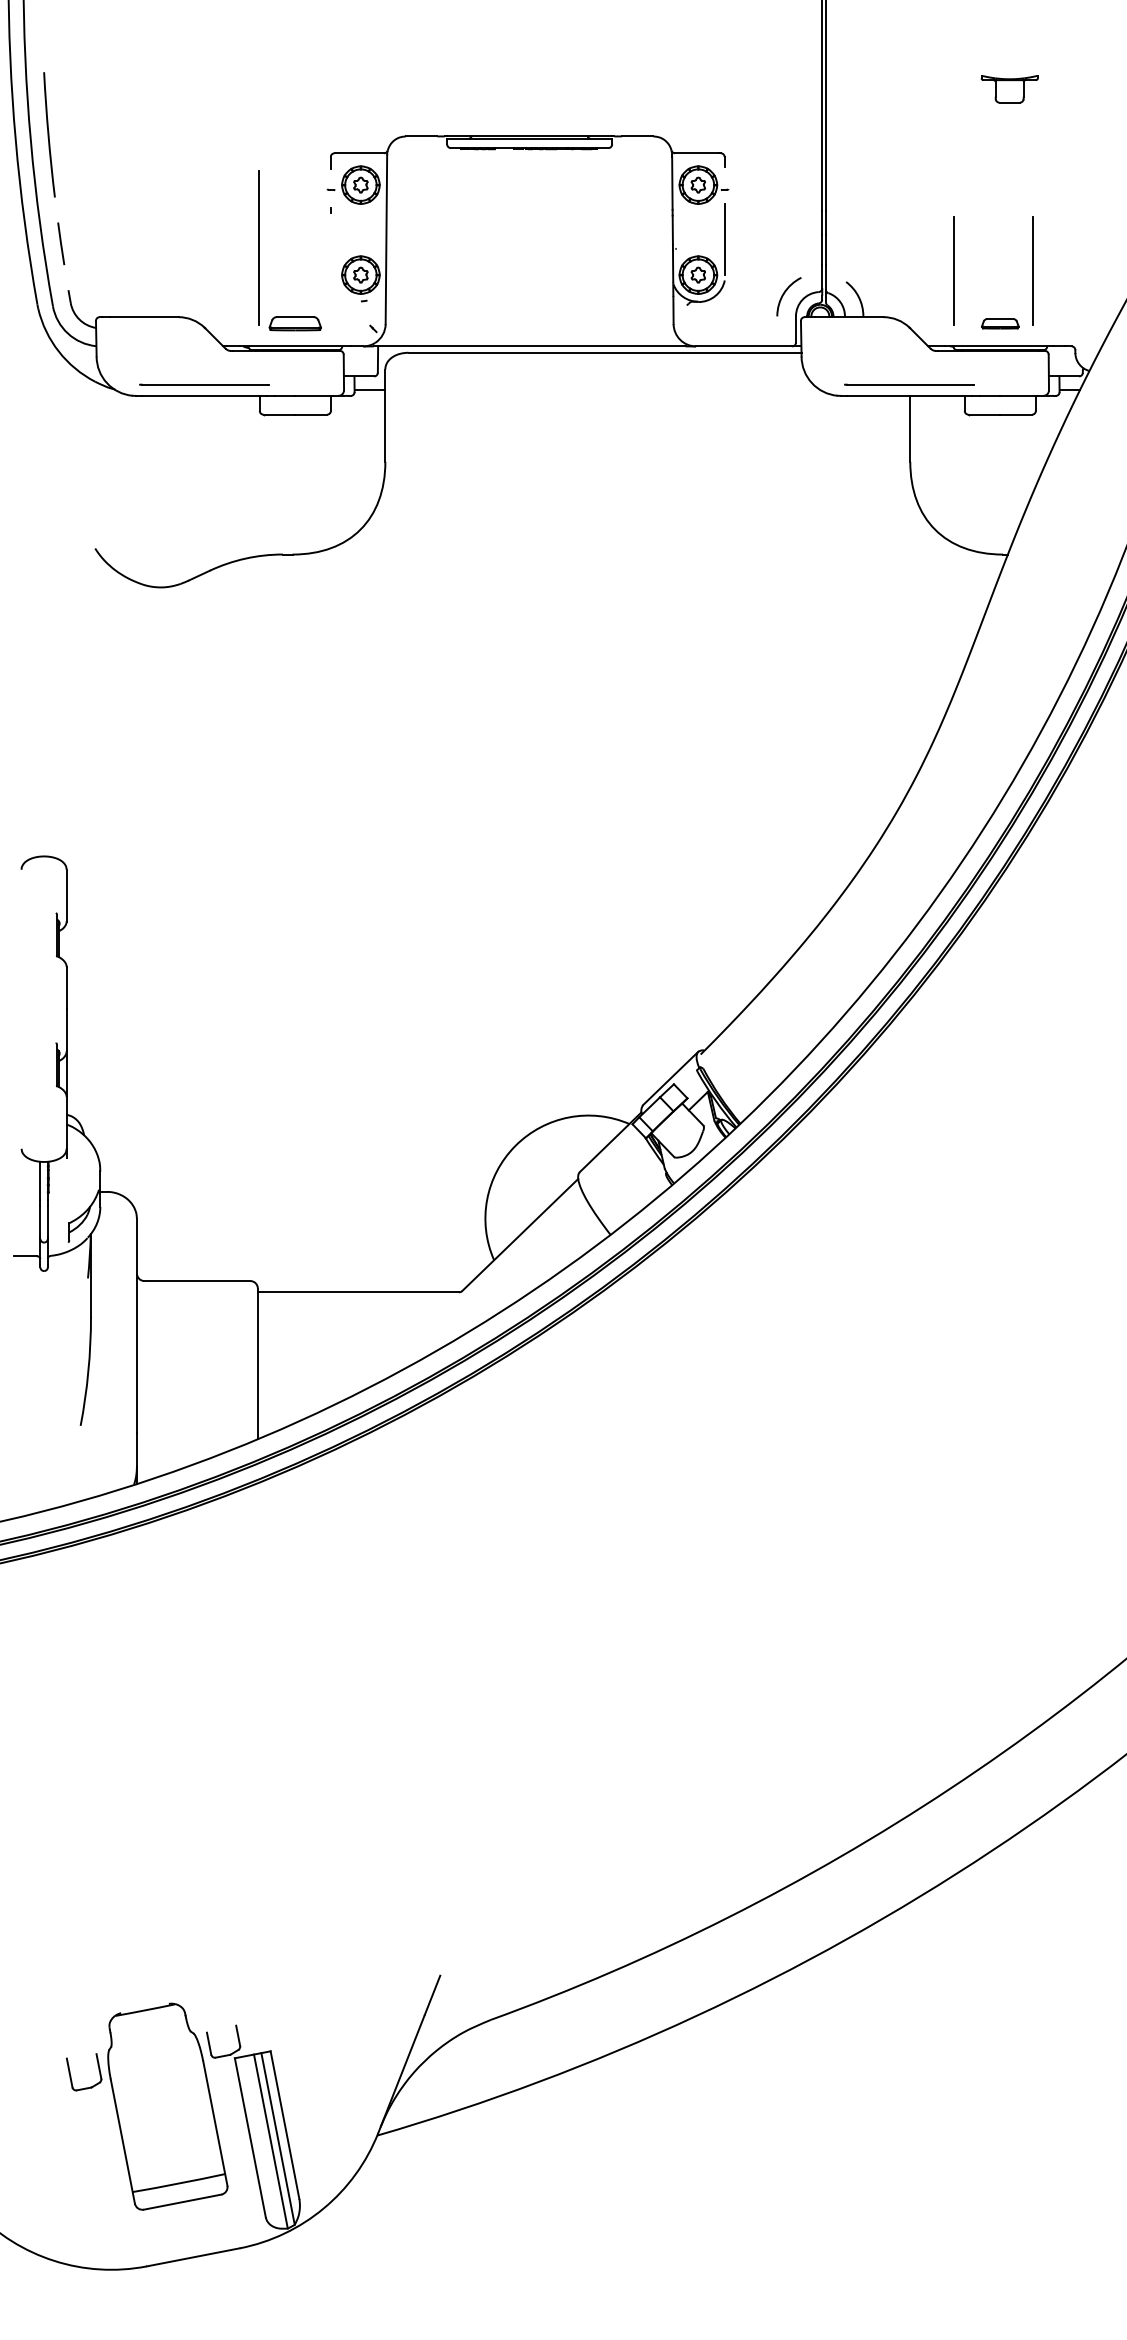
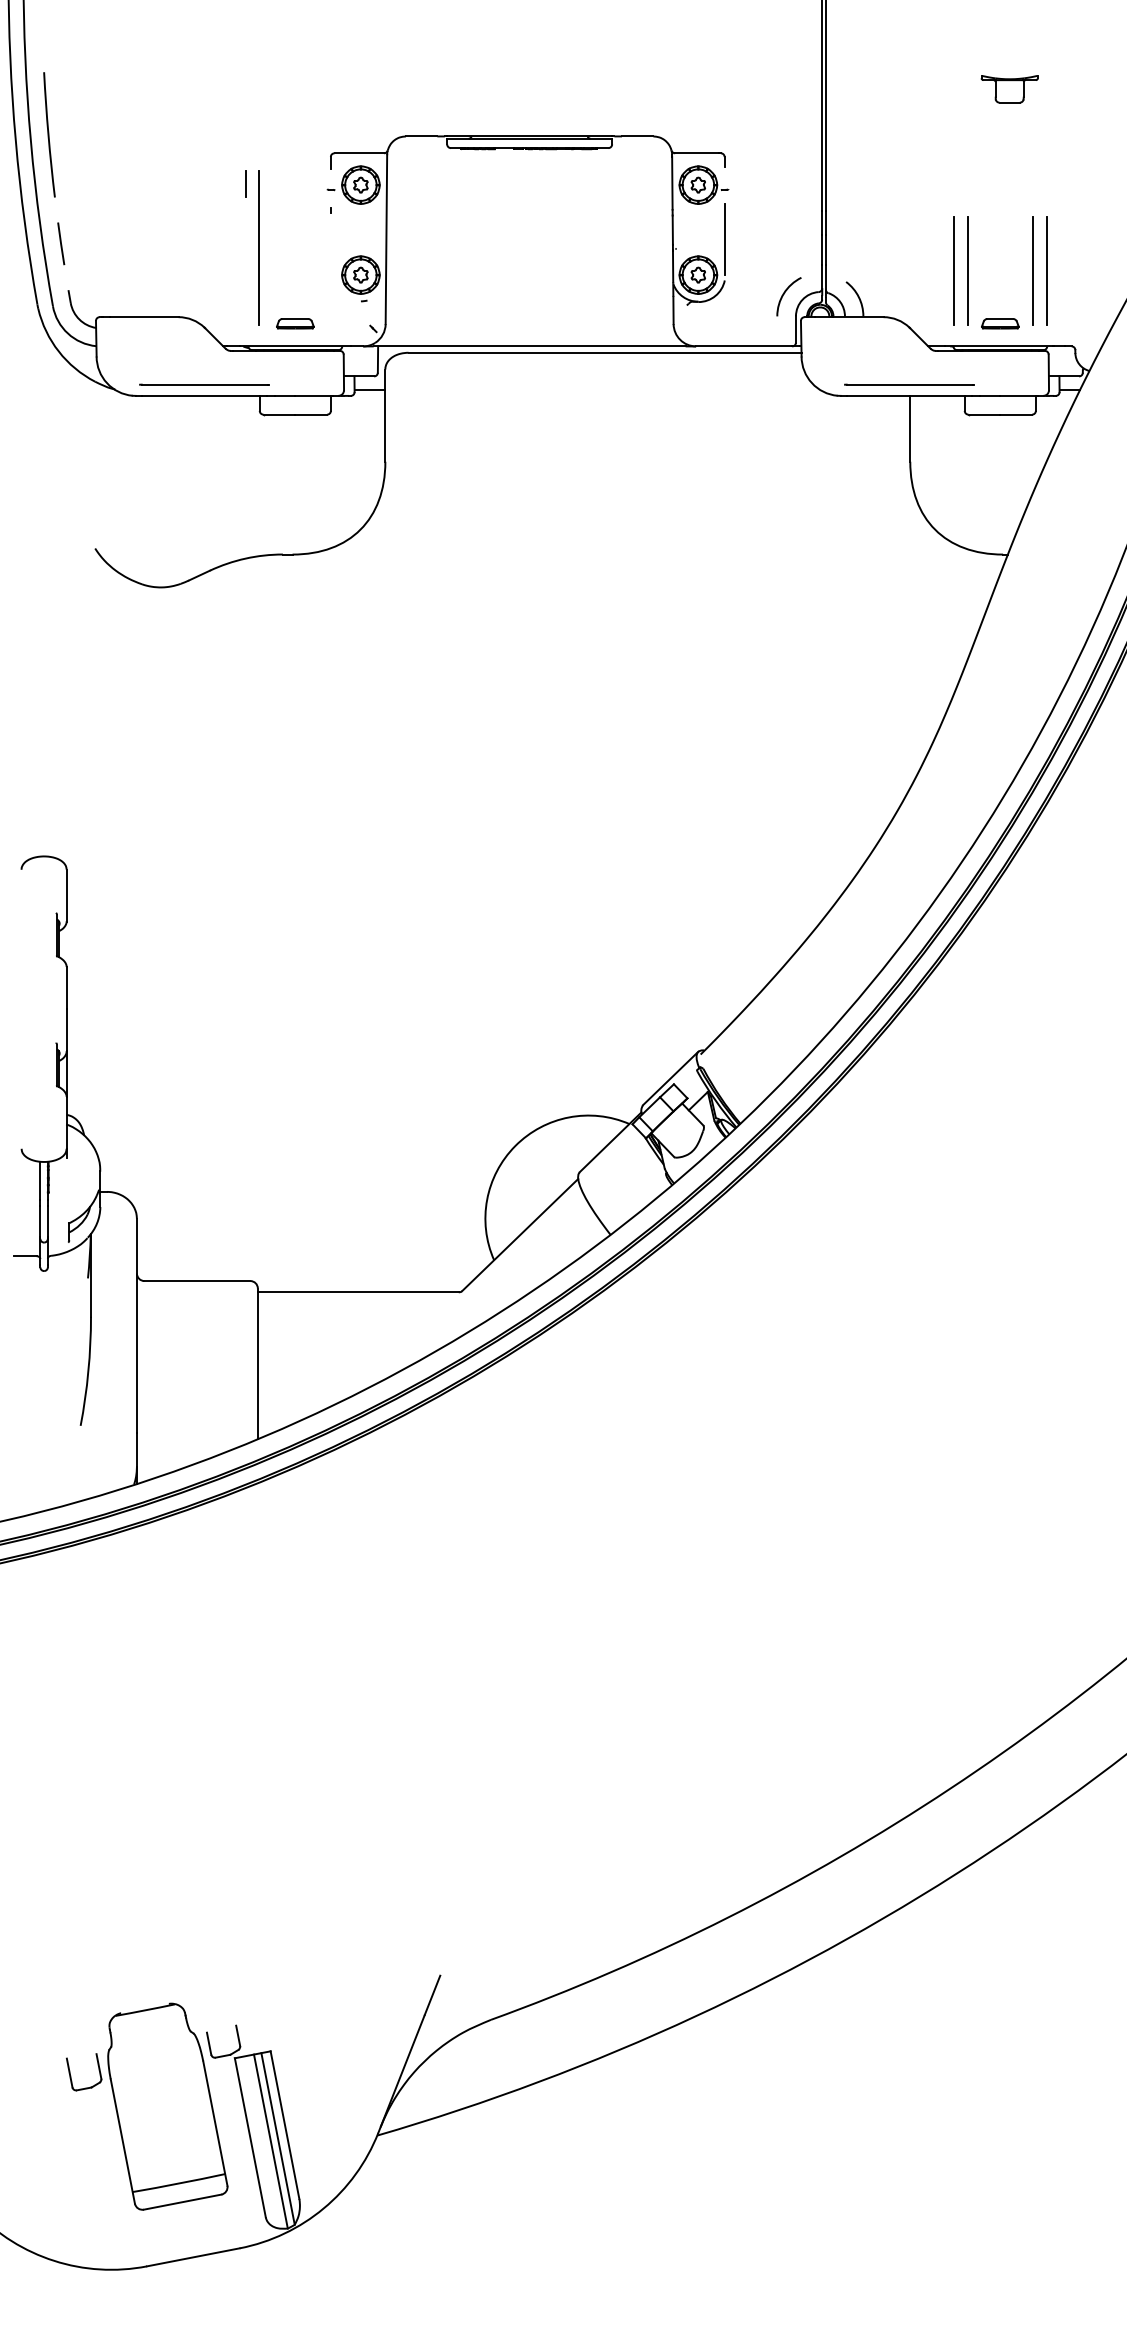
line: none -> present (245, 183)
line: none -> present (967, 270)
line: none -> present (1046, 270)
part size: 54x16 px -> 39x12 px (295, 323)
